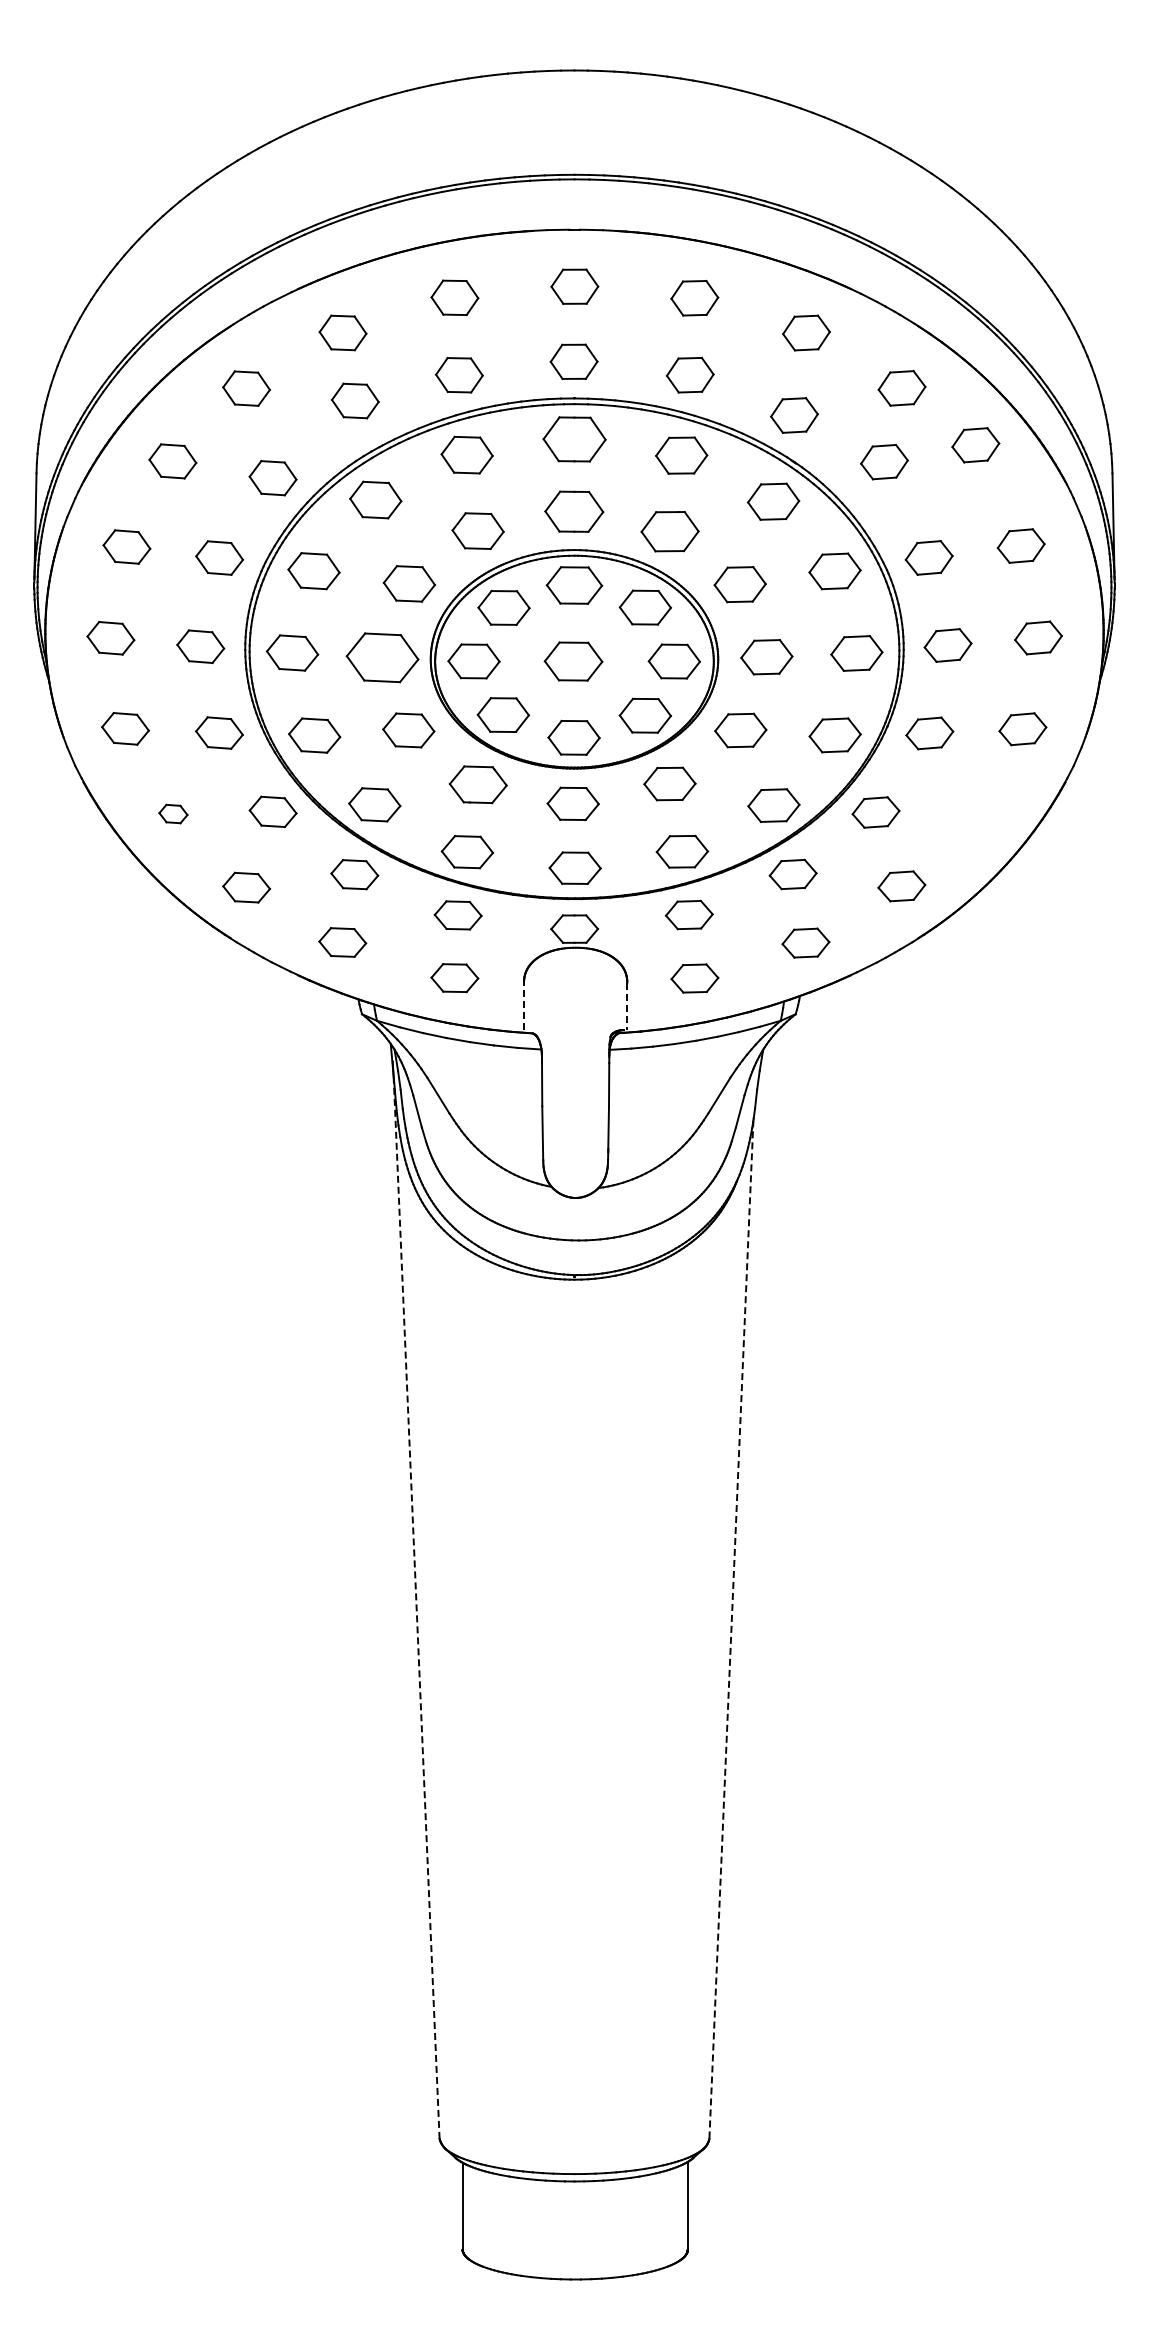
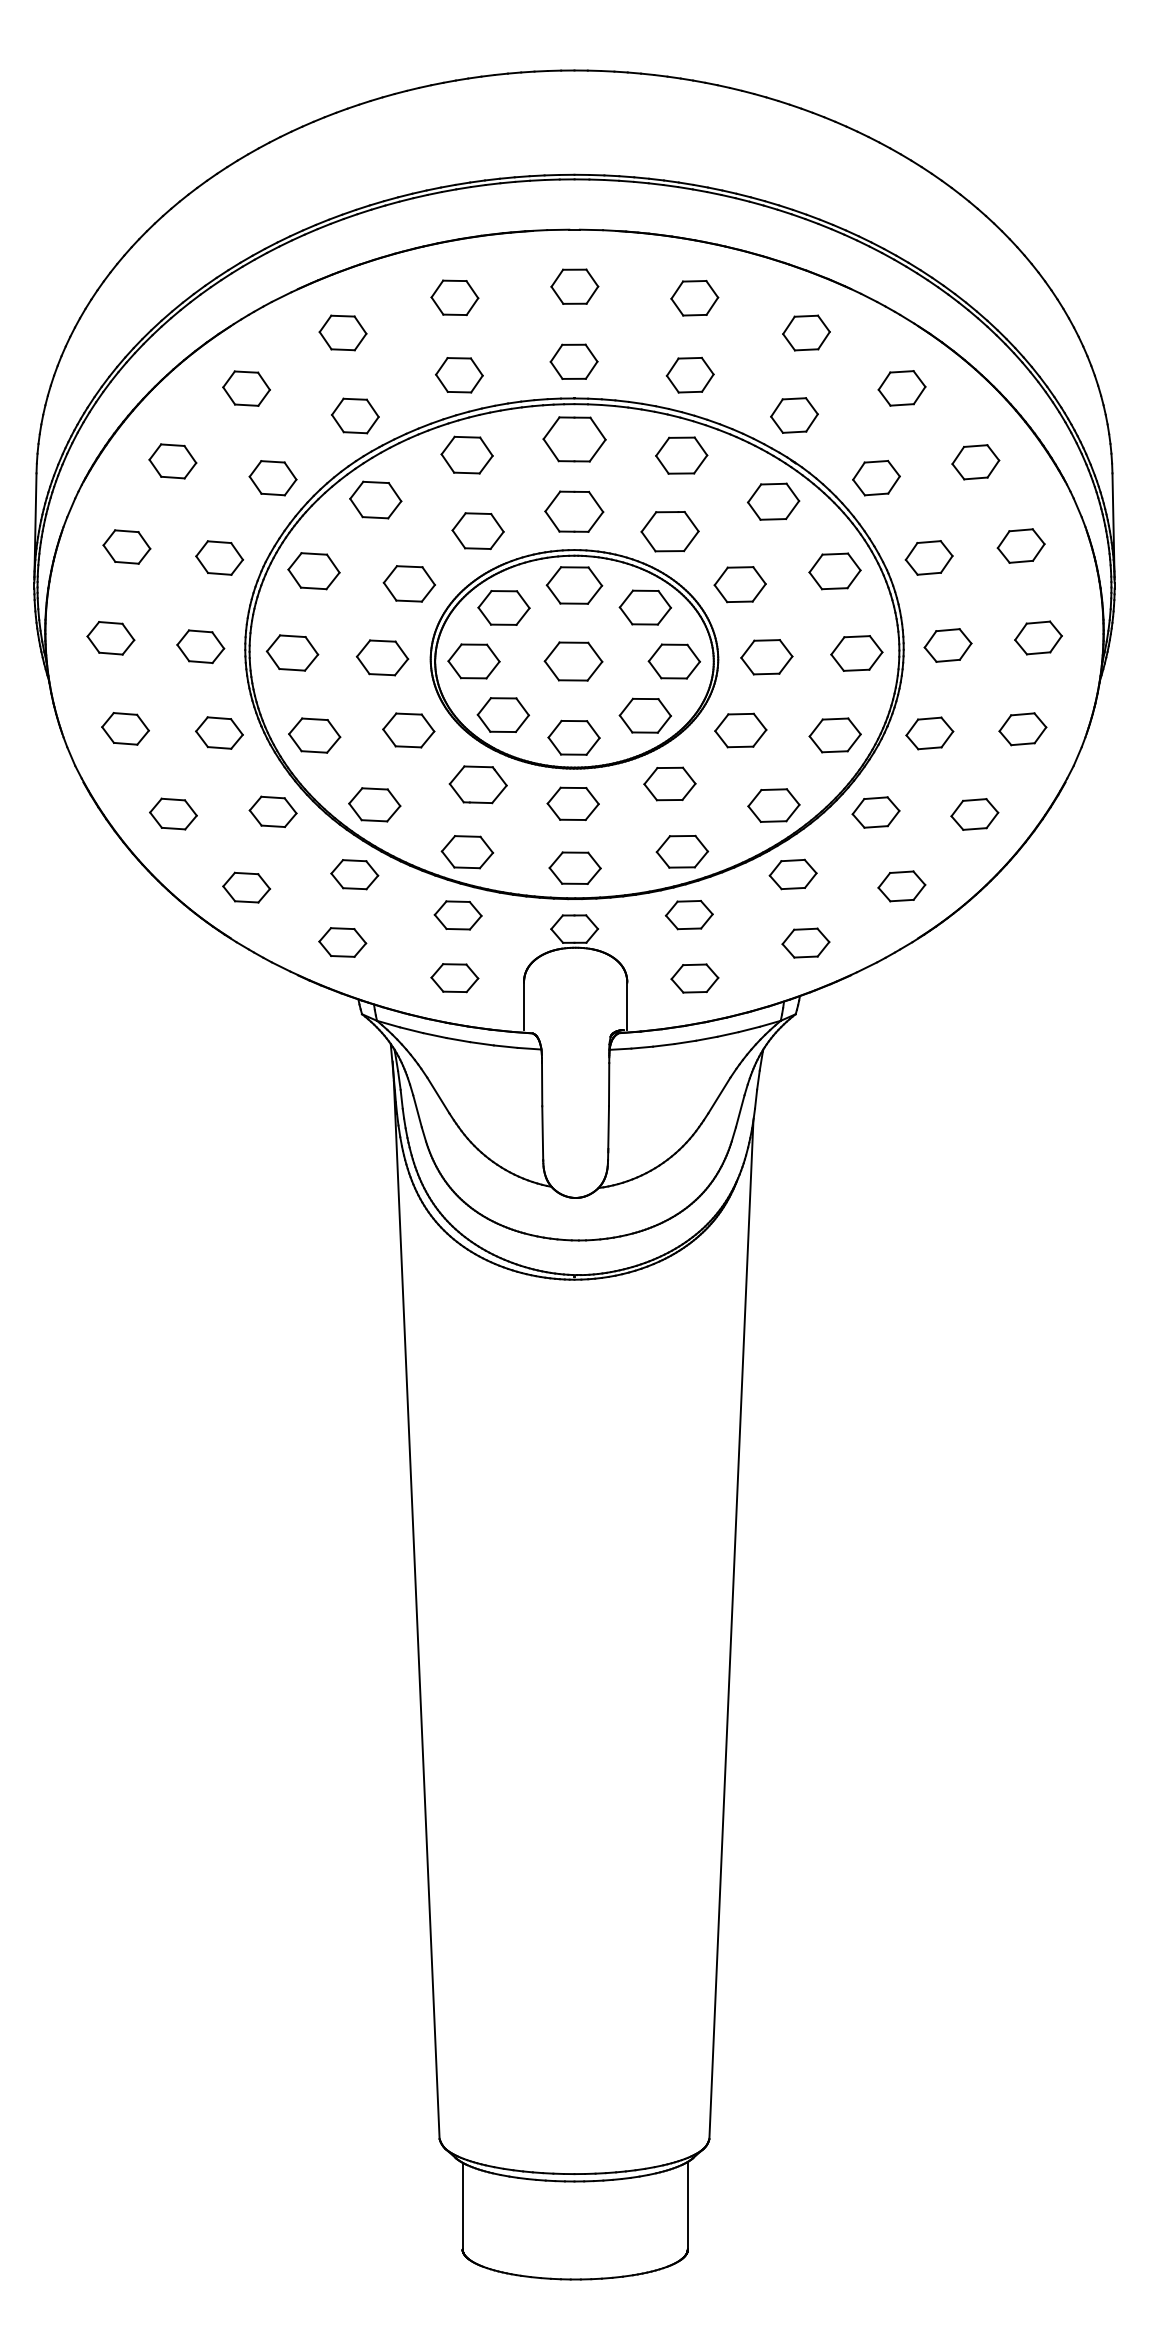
part position: (355, 400) -> (355, 415) (355, 415)
part position: (975, 445) -> (975, 462) (975, 462)
part position: (884, 461) -> (876, 477) (876, 477)
part size: 75x52 px -> 55x38 px (382, 657)
part size: 31x22 px -> 49x34 px (173, 813)
part: none -> present (974, 814)
line: dashed -> solid (524, 1006)
line: dashed -> solid (627, 1006)
line: dashed -> solid (416, 1609)
line: dashed -> solid (731, 1629)
